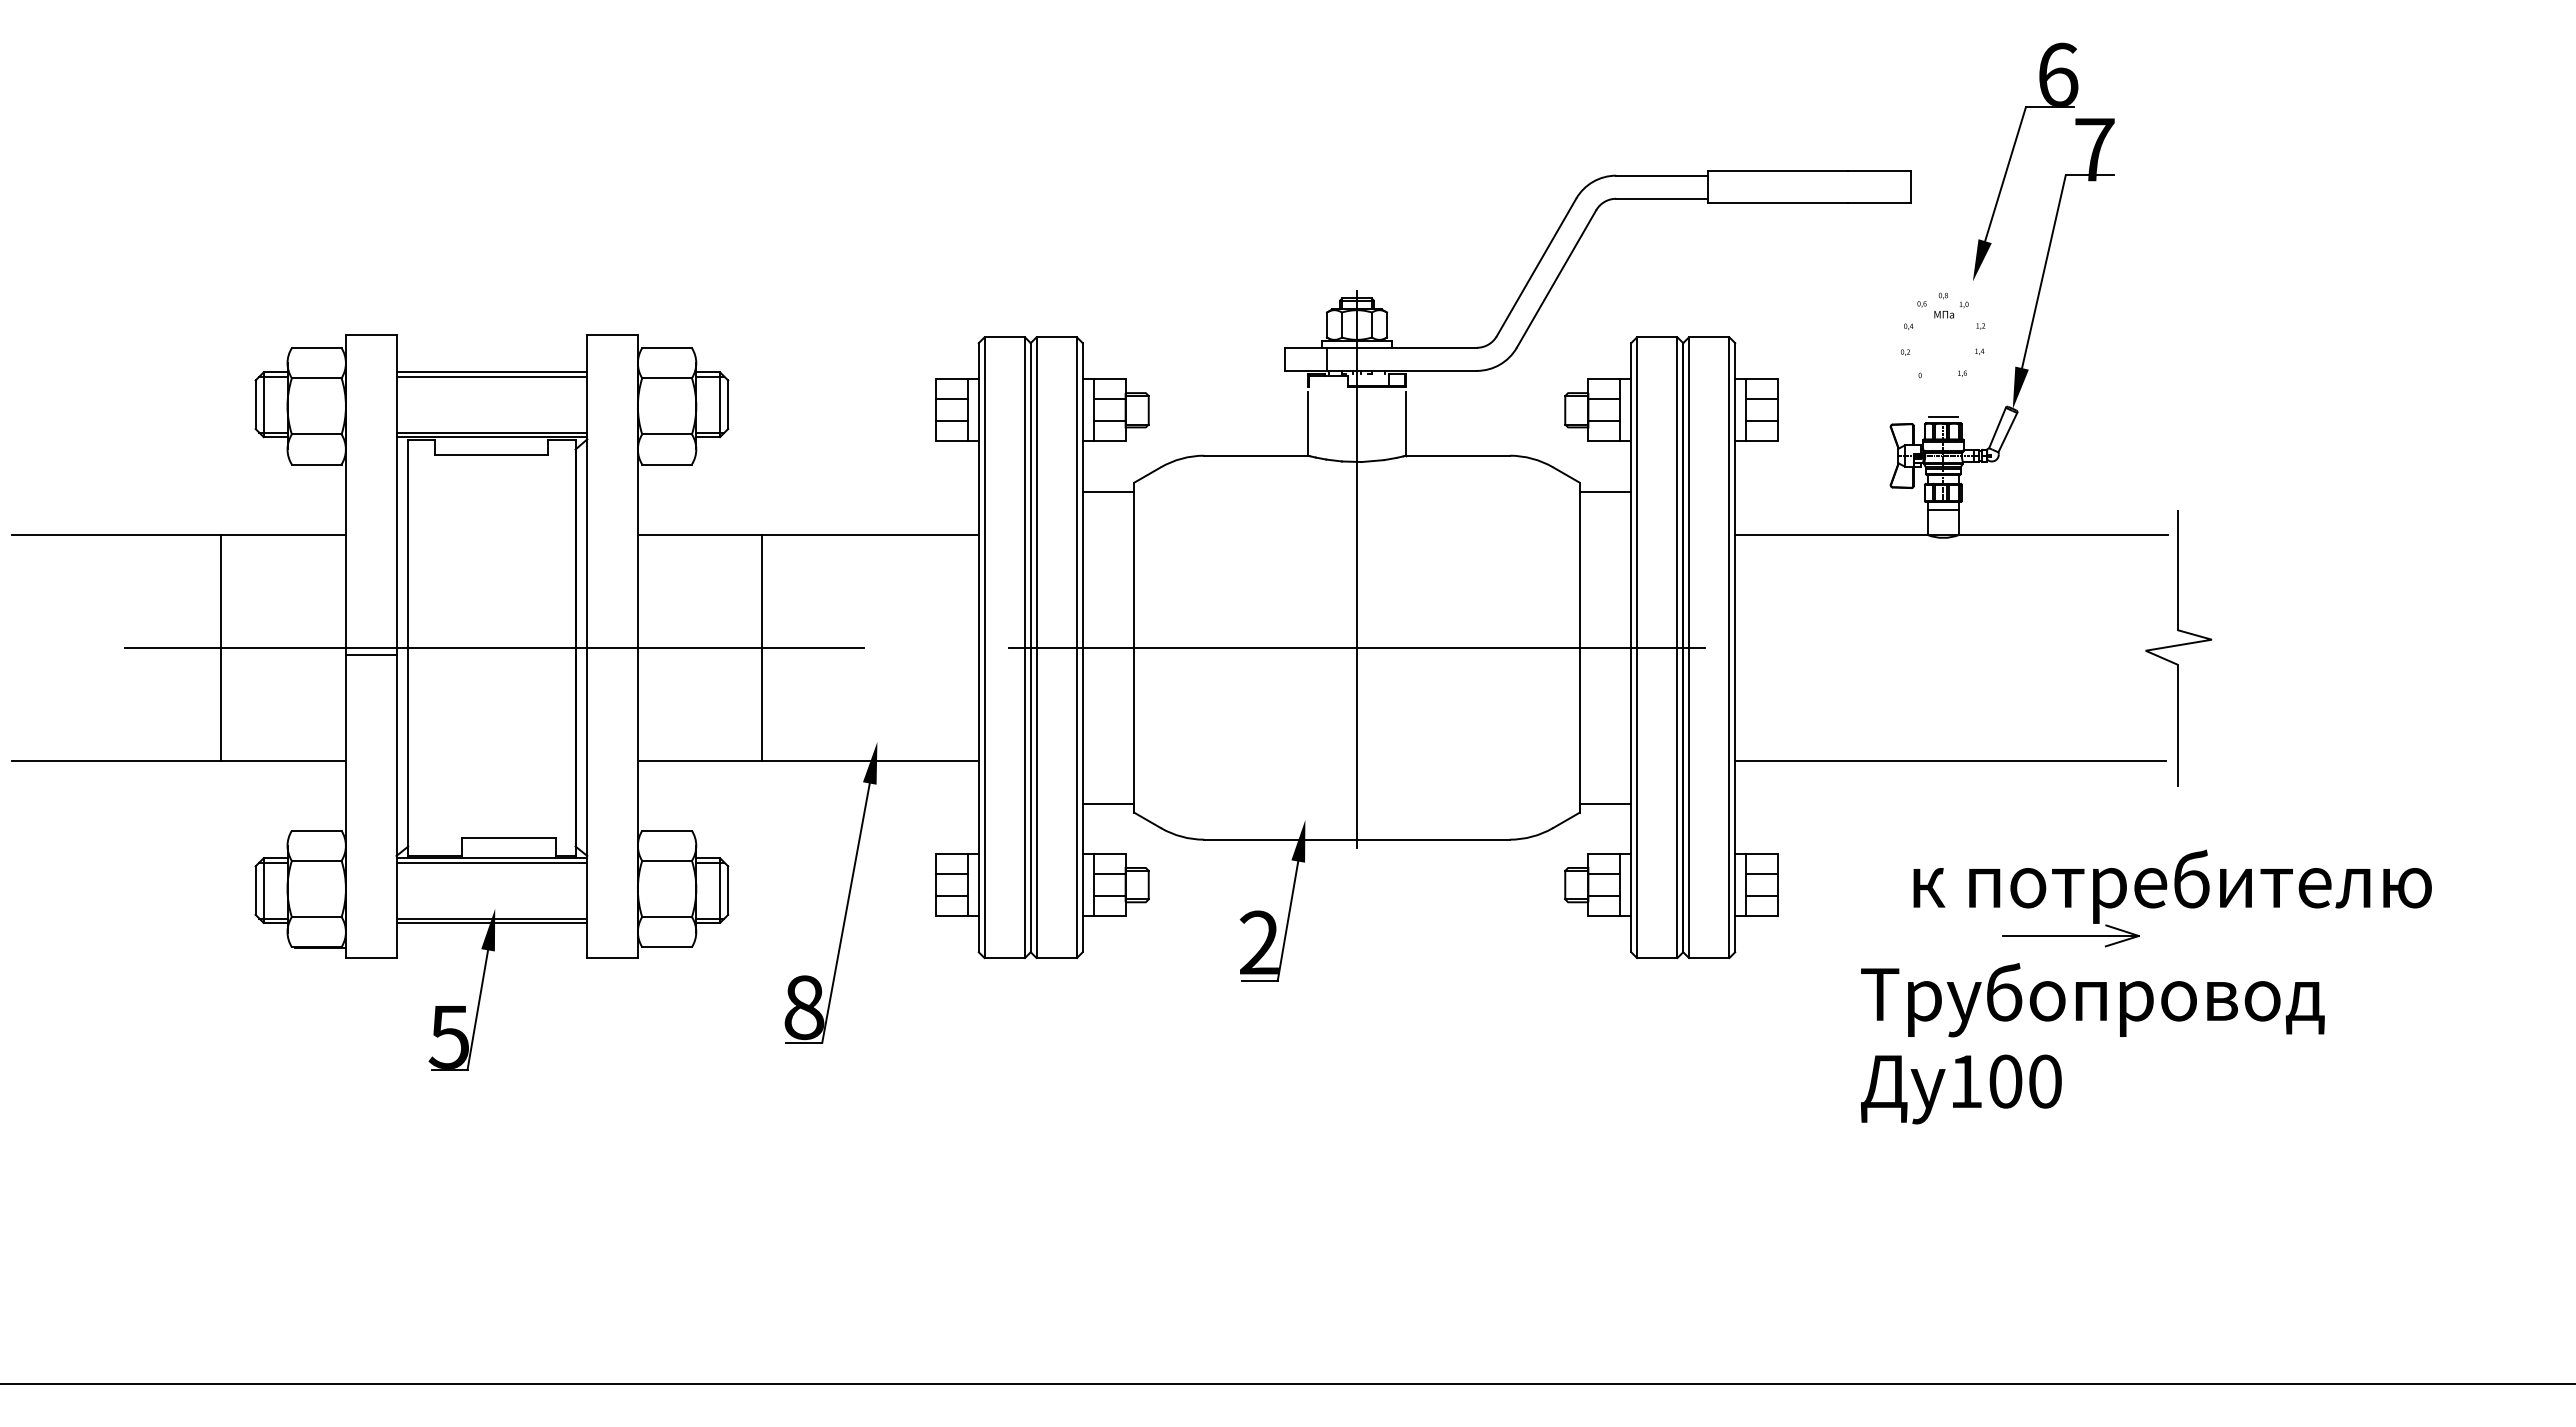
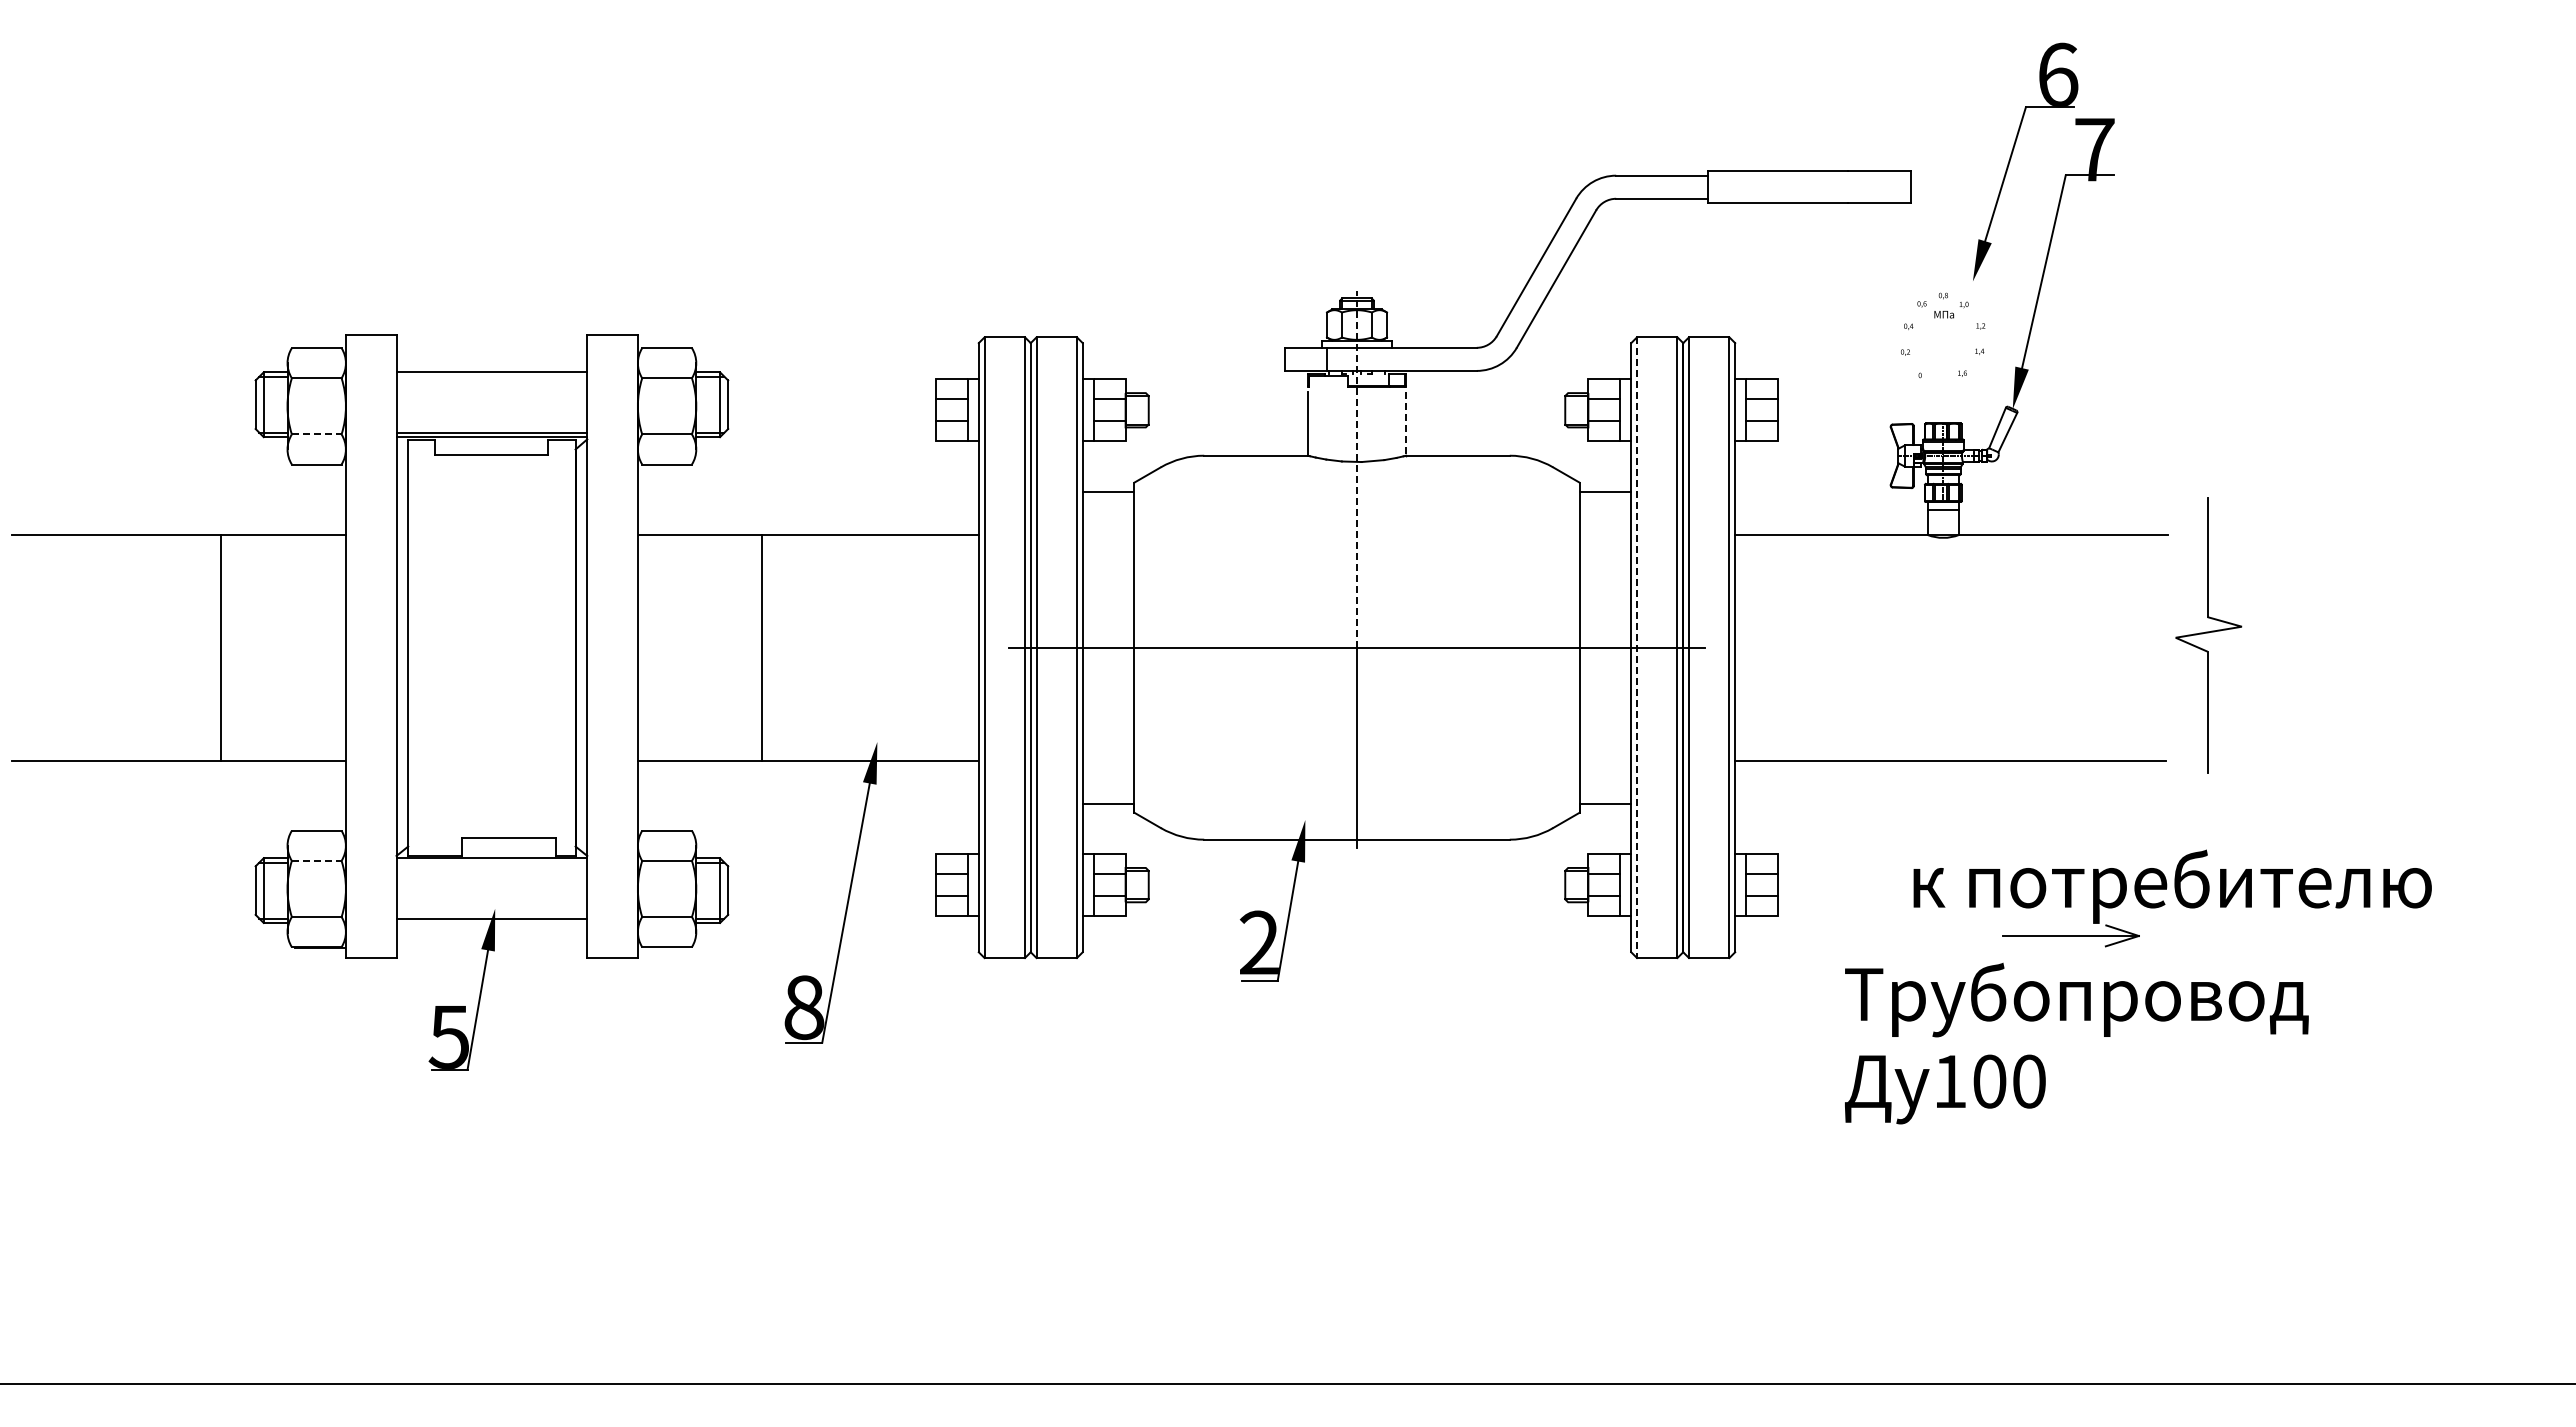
line: present -> none (491, 376)
line: present -> none (1942, 417)
line: solid -> dashed (1406, 423)
line: solid -> dashed (316, 434)
line: solid -> dashed (1357, 468)
line: present -> none (494, 648)
line: solid -> dashed (1637, 648)
part position: (2178, 648) -> (2208, 635) (2208, 635)
line: present -> none (370, 655)
line: solid -> dashed (316, 860)
line: present -> none (491, 862)
line: present -> none (491, 922)
text position: (2092, 1043) -> (2076, 1043) (2076, 1043)
